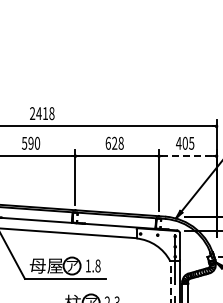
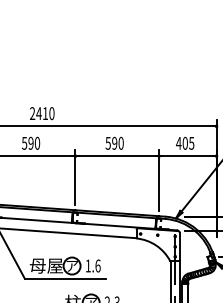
text: 2418 -> 2410 (51, 113)
text: 628 -> 590 (114, 142)
line: dashed -> solid (187, 156)
text: 1.8 -> 1.6 (97, 265)
line: dashed -> solid (170, 281)
